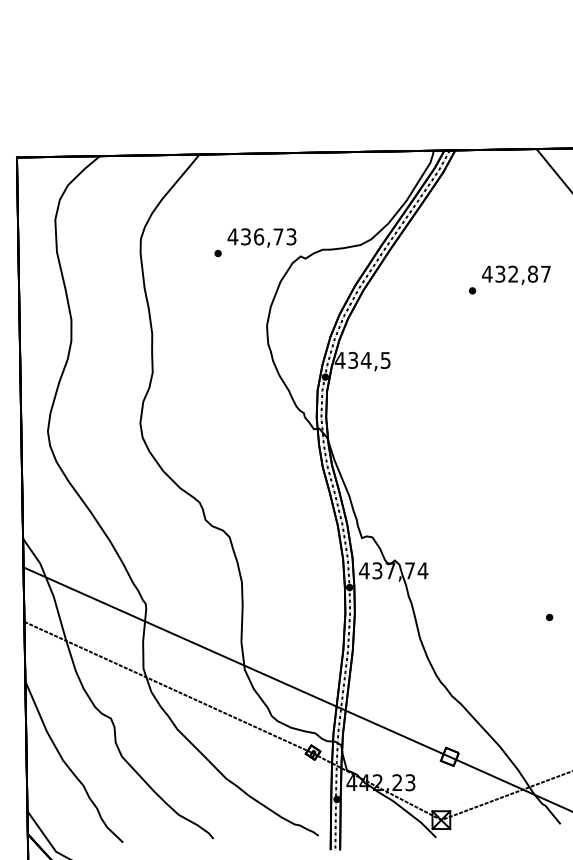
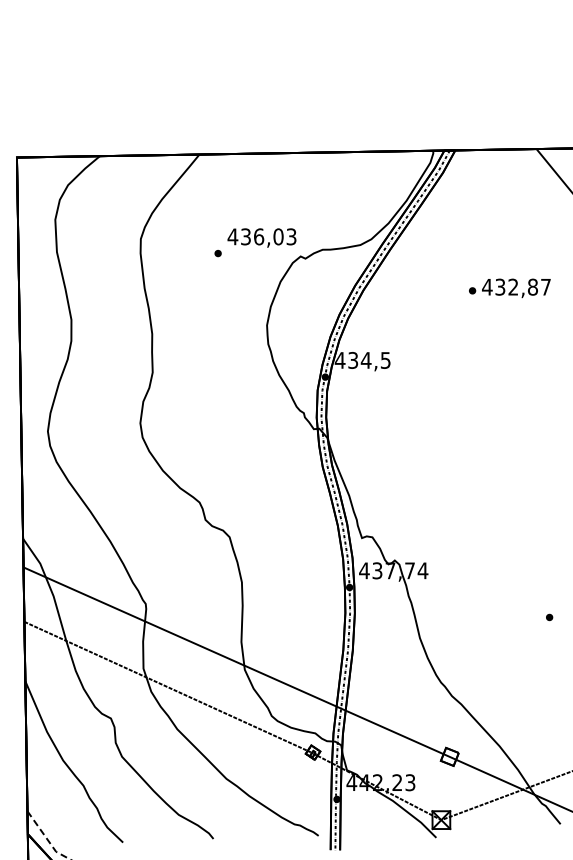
text: 436,73 -> 436,03 (278, 236)
text position: (516, 275) -> (516, 288) (516, 288)
line: solid -> dashed (46, 838)
